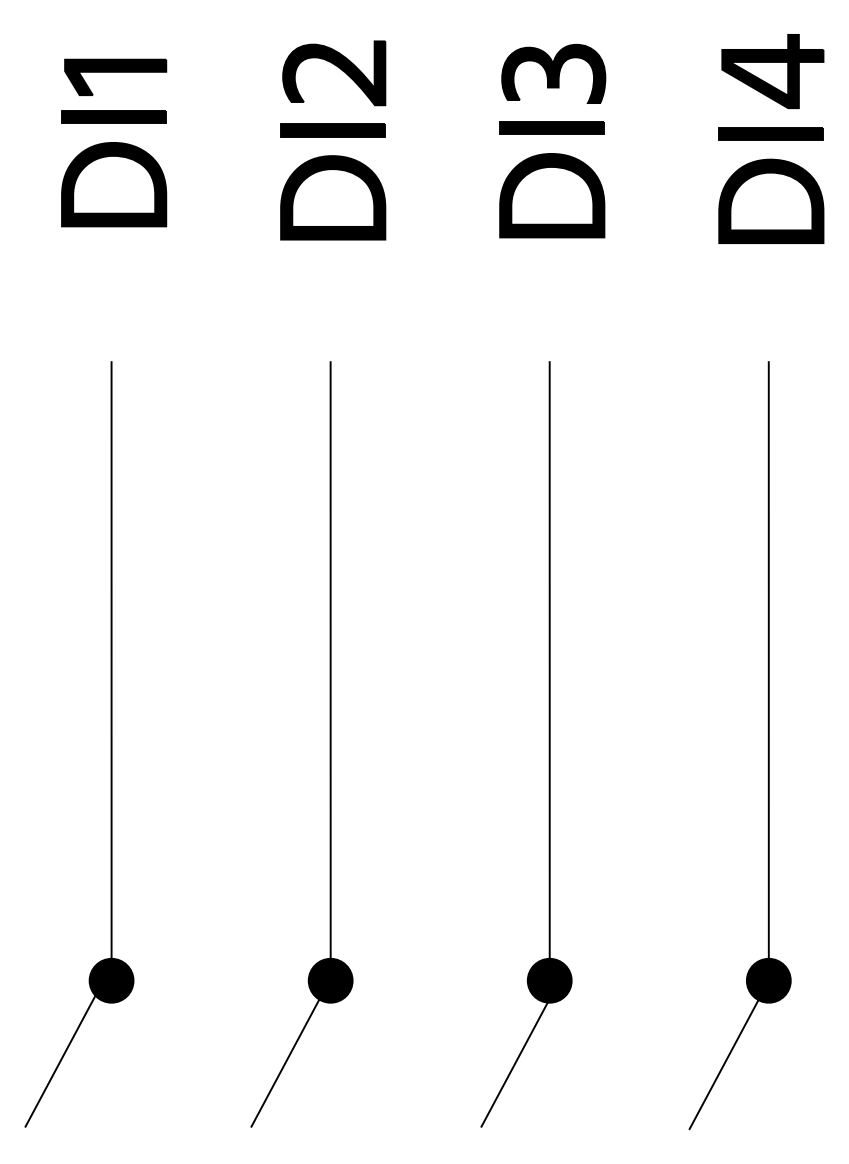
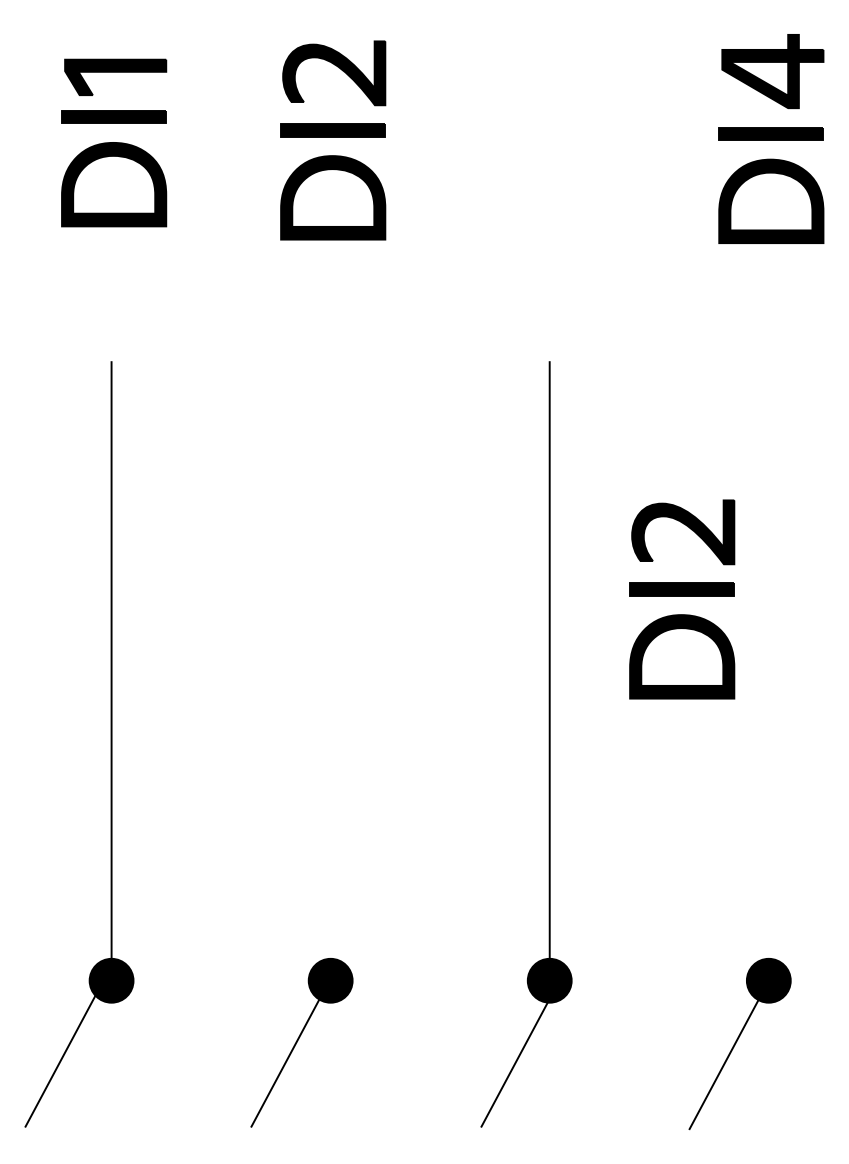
part: present -> none (552, 140)
part: none -> present (682, 599)
line: present -> none (330, 660)
line: present -> none (768, 660)
